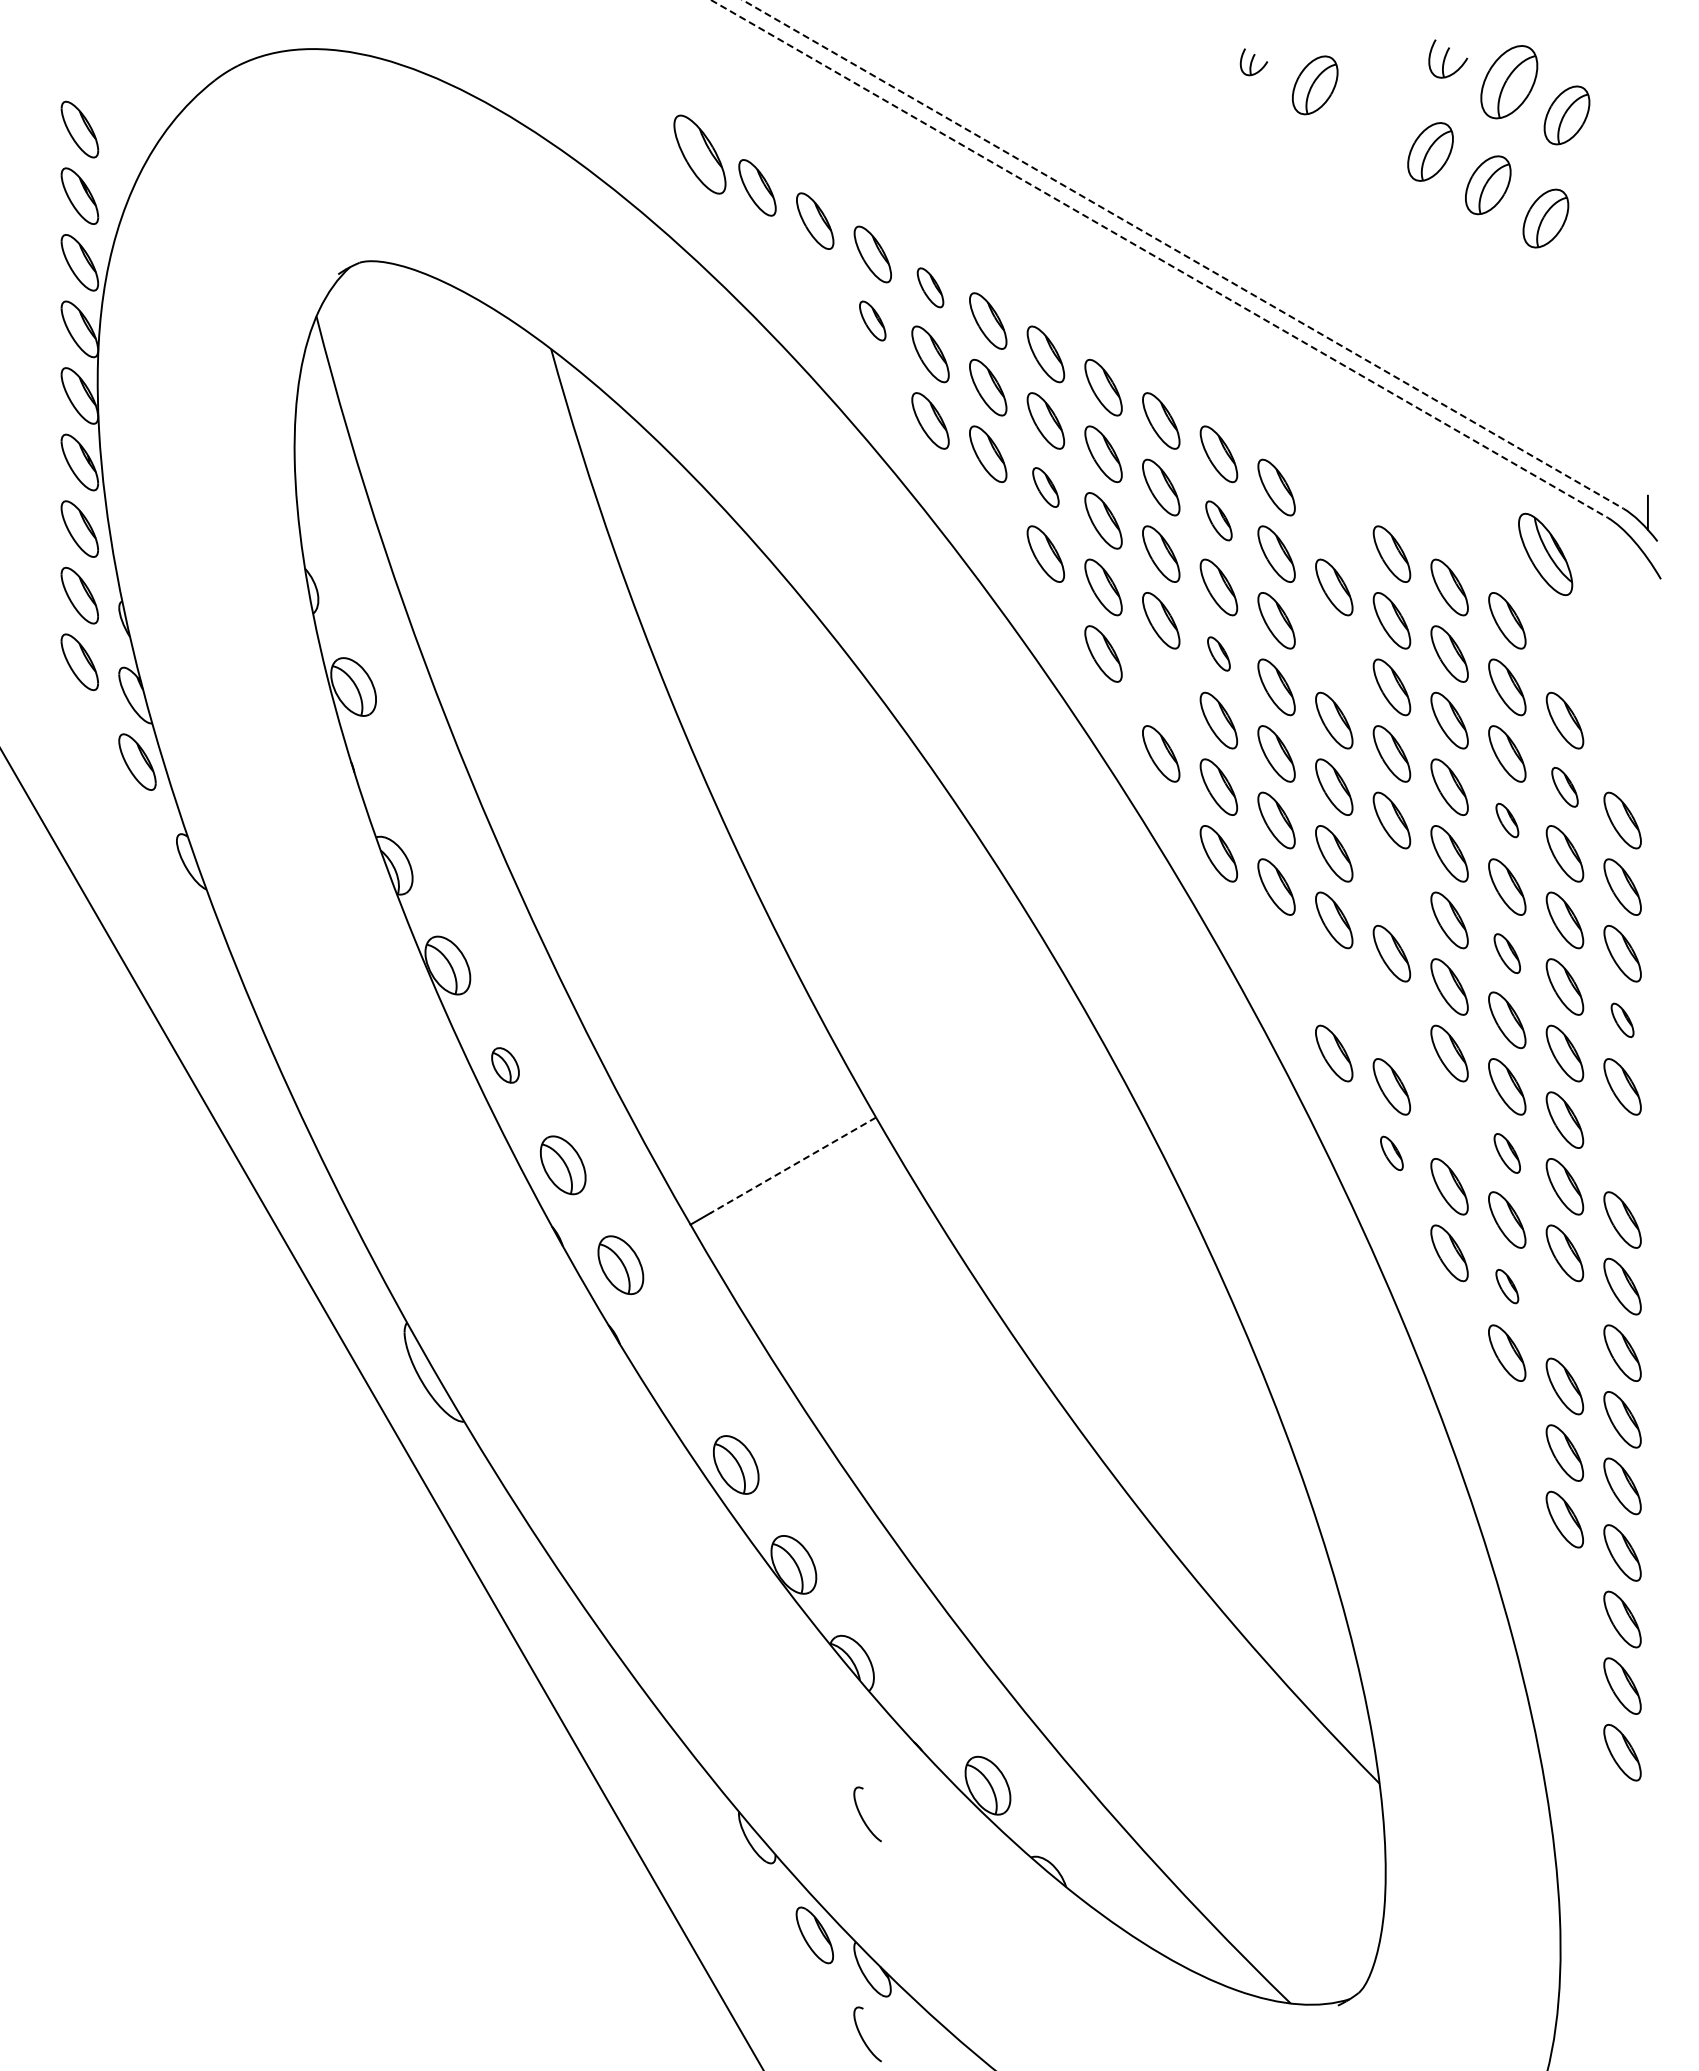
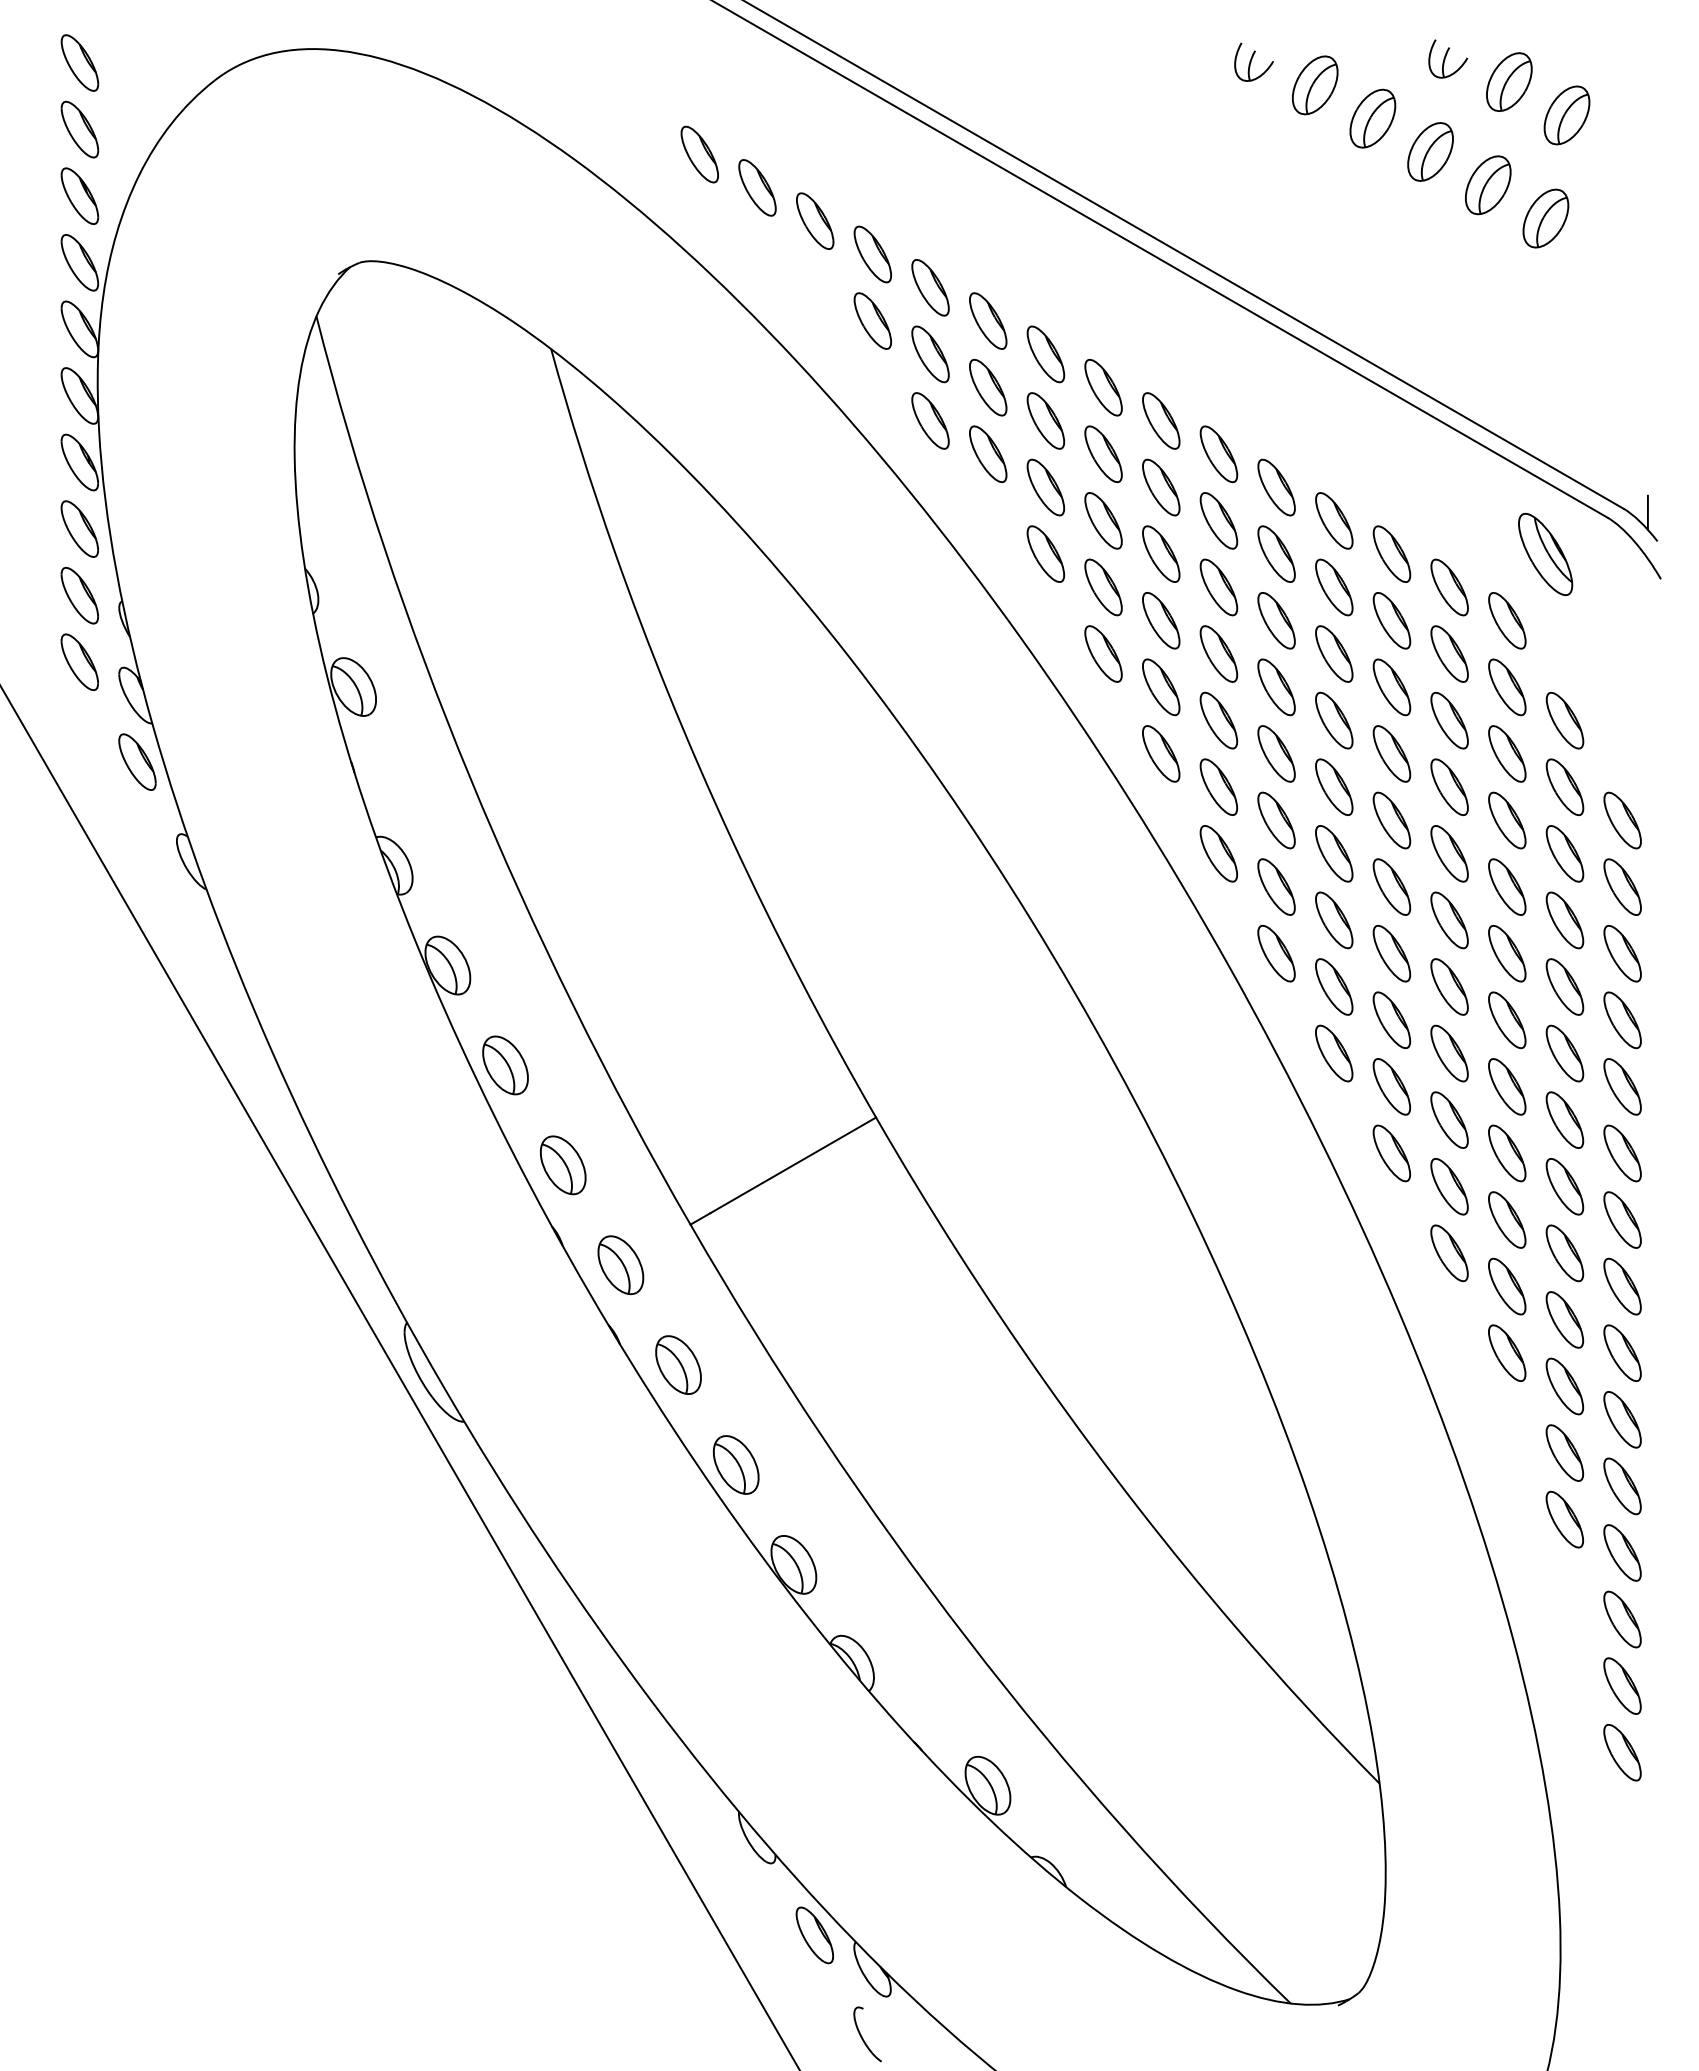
part: none -> present (79, 62)
part size: 30x29 px -> 40x40 px (1253, 61)
part size: 59x75 px -> 47x60 px (1509, 81)
part: none -> present (1372, 118)
part size: 54x81 px -> 39x59 px (699, 154)
line: dashed -> solid (1183, 254)
line: dashed -> solid (1160, 259)
part size: 29x42 px -> 39x58 px (930, 287)
part size: 28x42 px -> 39x58 px (872, 320)
part size: 28x41 px -> 40x59 px (1045, 487)
part size: 28x42 px -> 40x58 px (1218, 520)
part: none -> present (1334, 520)
part size: 24x36 px -> 40x58 px (1218, 653)
part: none -> present (1334, 653)
part: none -> present (1161, 687)
part size: 28x41 px -> 40x59 px (1564, 787)
part size: 25x37 px -> 39x59 px (1507, 820)
part: none -> present (1391, 886)
part: none -> present (1276, 953)
part size: 28x42 px -> 39x59 px (1507, 953)
part: none -> present (1334, 986)
part size: 25x36 px -> 39x59 px (1622, 1020)
part: none -> present (1391, 1020)
part size: 29x37 px -> 47x61 px (505, 1065)
part: none -> present (1449, 1119)
part size: 24x37 px -> 40x59 px (1391, 1153)
part size: 28x41 px -> 39x59 px (1507, 1153)
part: none -> present (1622, 1153)
line: dashed -> solid (793, 1165)
part size: 25x36 px -> 39x59 px (1507, 1286)
part: none -> present (1564, 1319)
part: none -> present (678, 1364)
line position: (382, 1409) -> (400, 1378) (400, 1378)
curve: present -> none (862, 1816)
